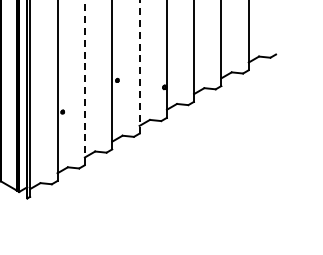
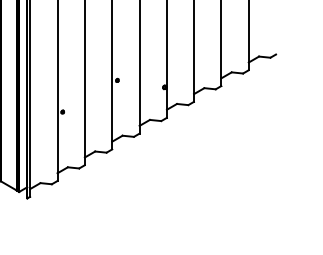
line: dashed -> solid (139, 66)
line: dashed -> solid (84, 82)
